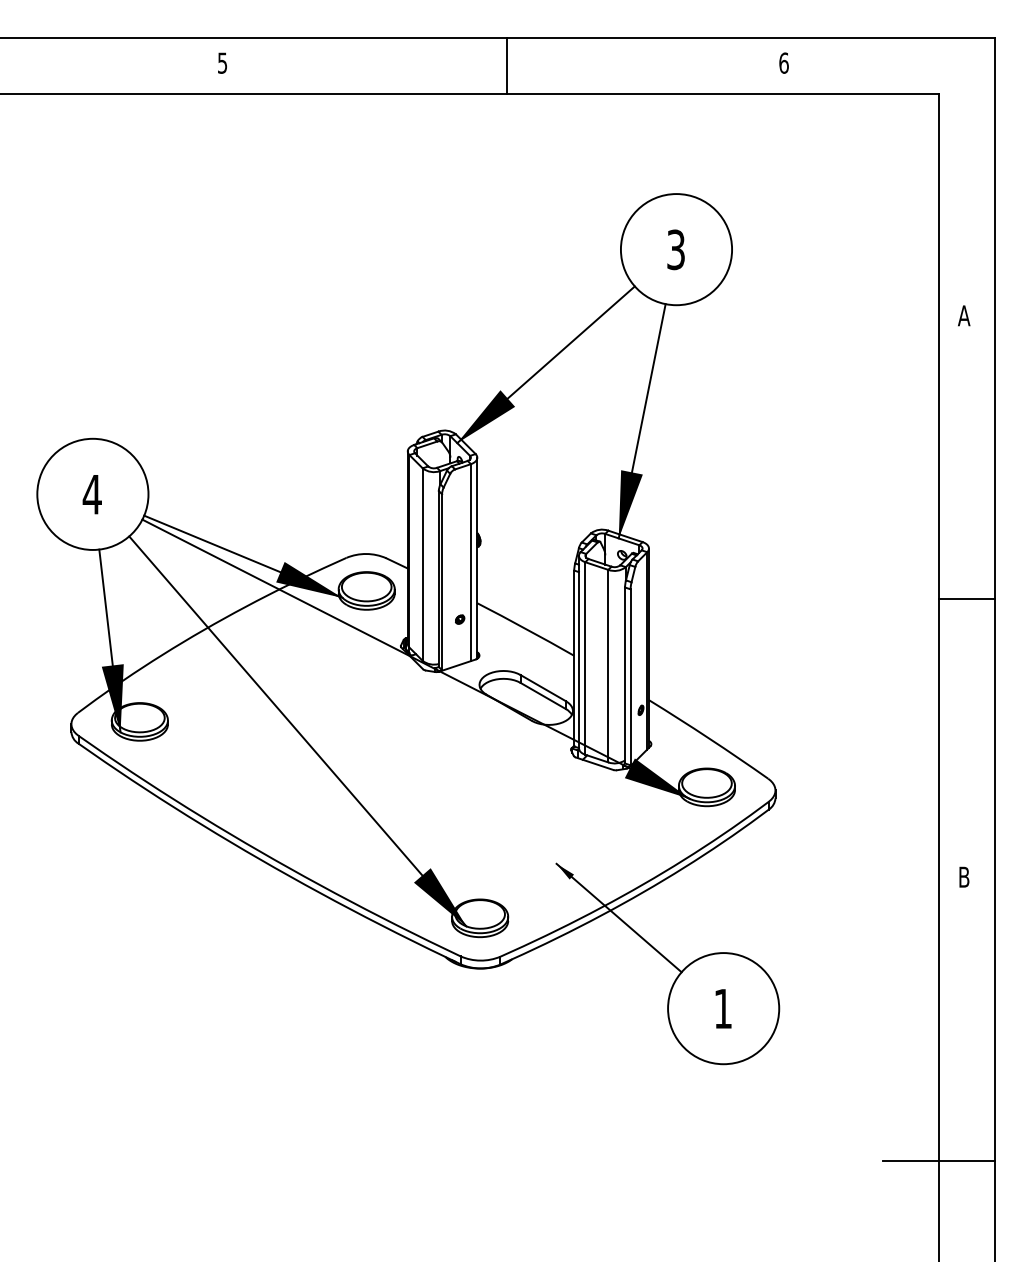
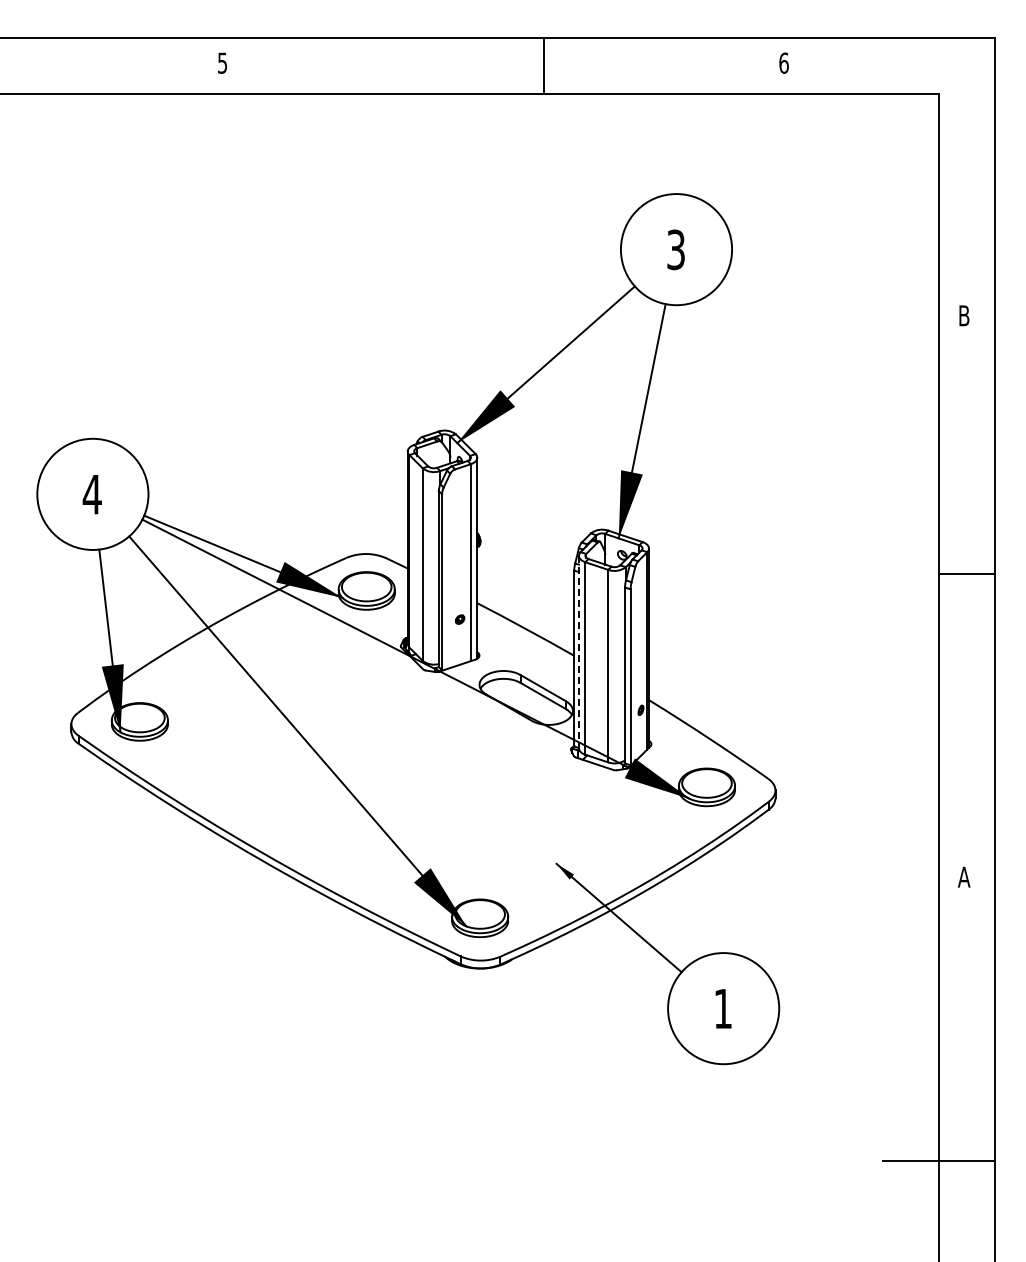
line position: (506, 65) -> (543, 65) (543, 65)
text: A -> B (964, 315)
line position: (966, 599) -> (966, 574) (966, 574)
line: solid -> dashed (578, 652)
text: B -> A (963, 876)
